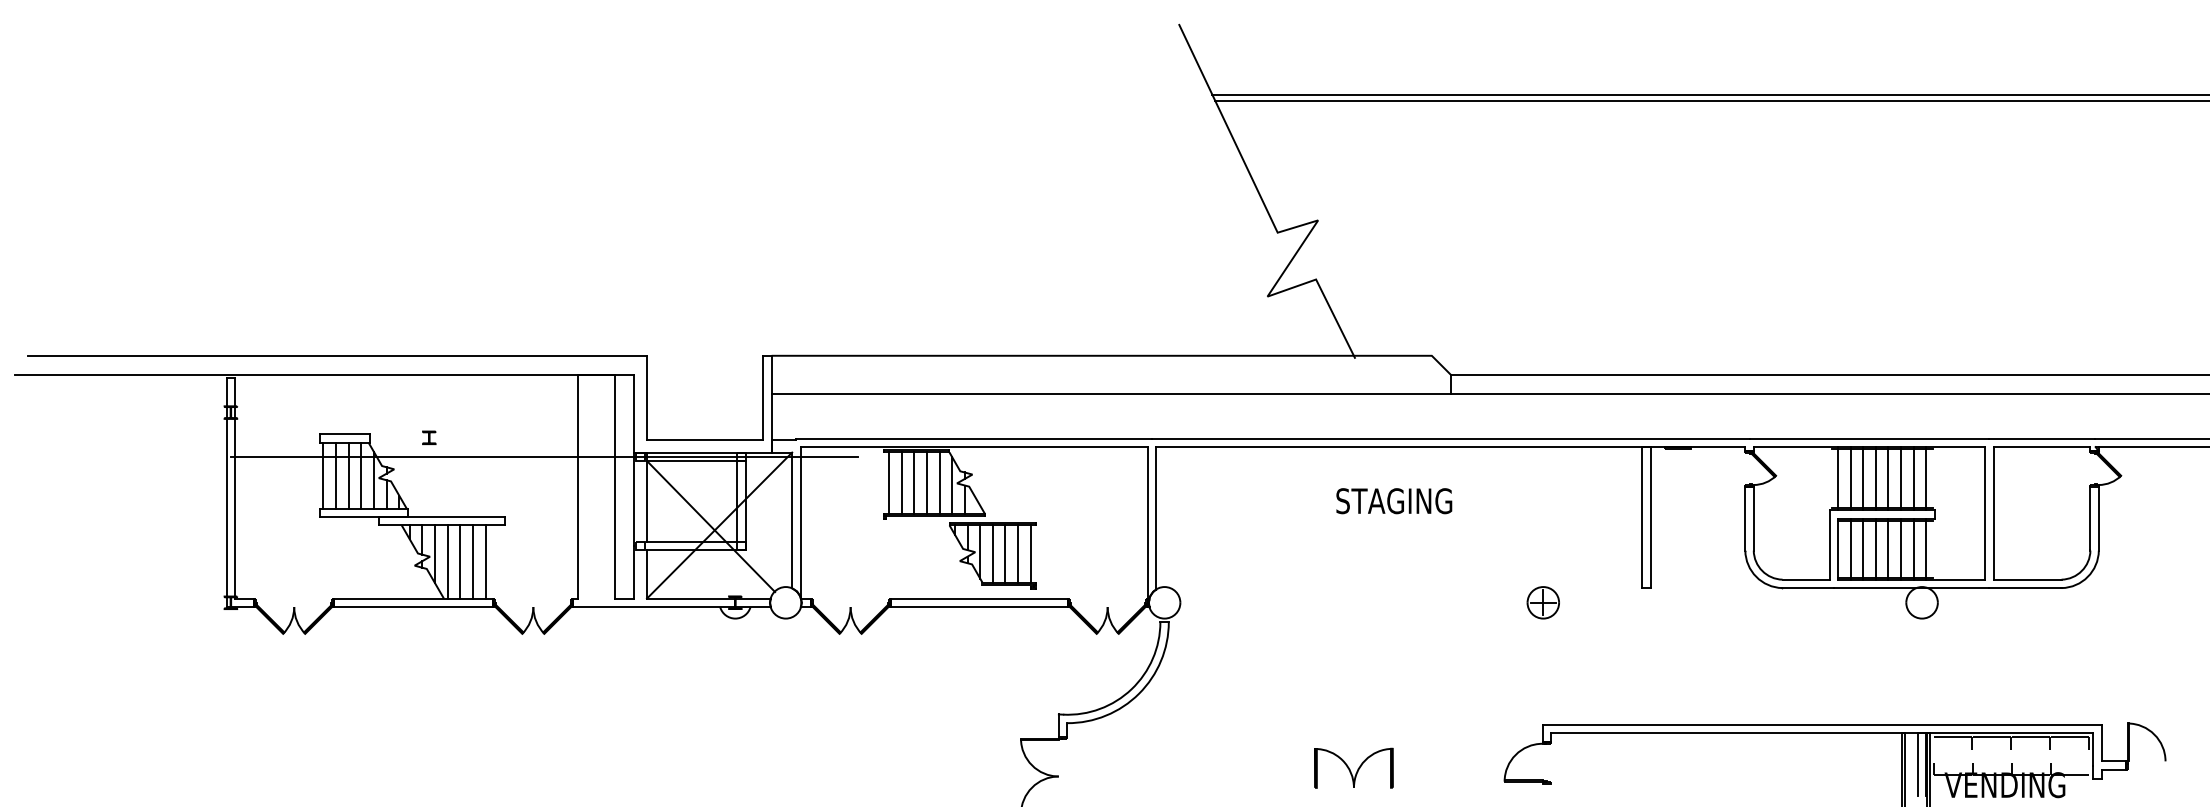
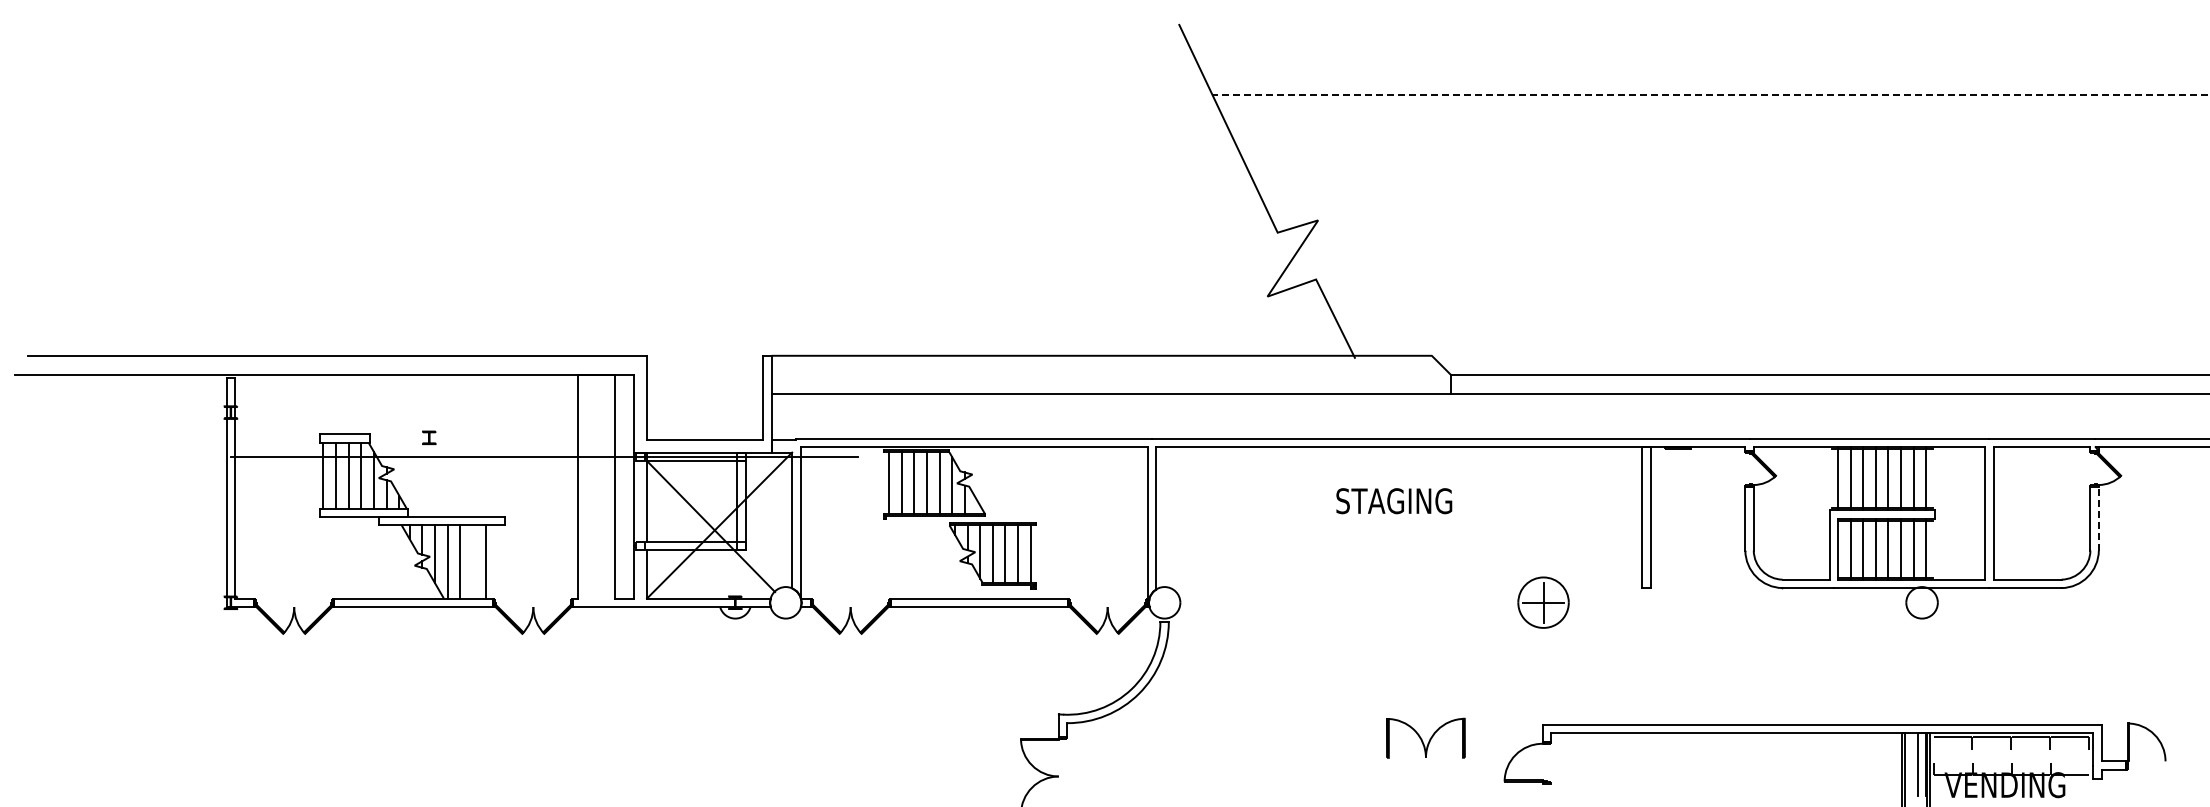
line: solid -> dashed (1710, 94)
line: present -> none (1710, 100)
line: solid -> dashed (2098, 518)
line: present -> none (472, 561)
part size: 34x34 px -> 53x53 px (1543, 602)
part position: (1353, 767) -> (1425, 737) (1425, 737)
